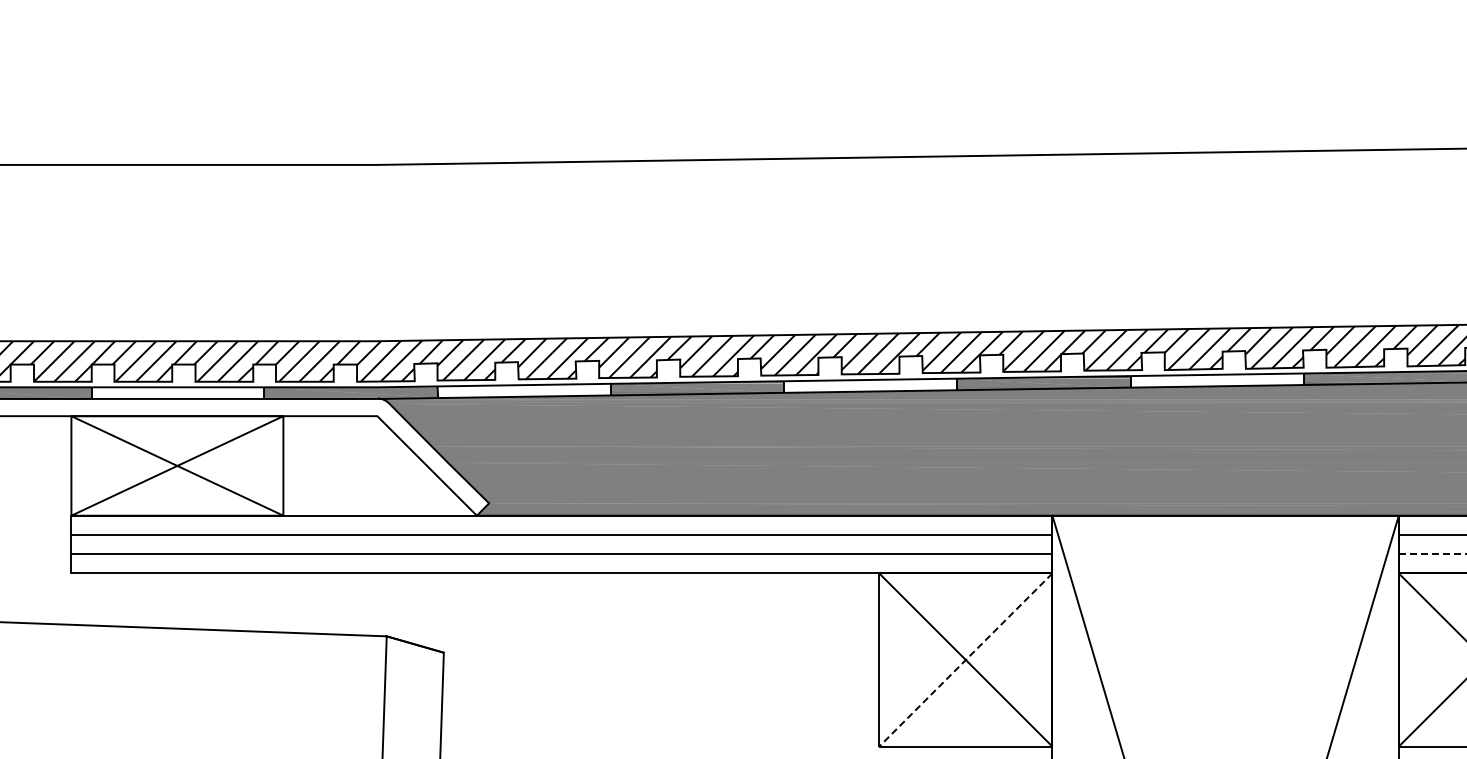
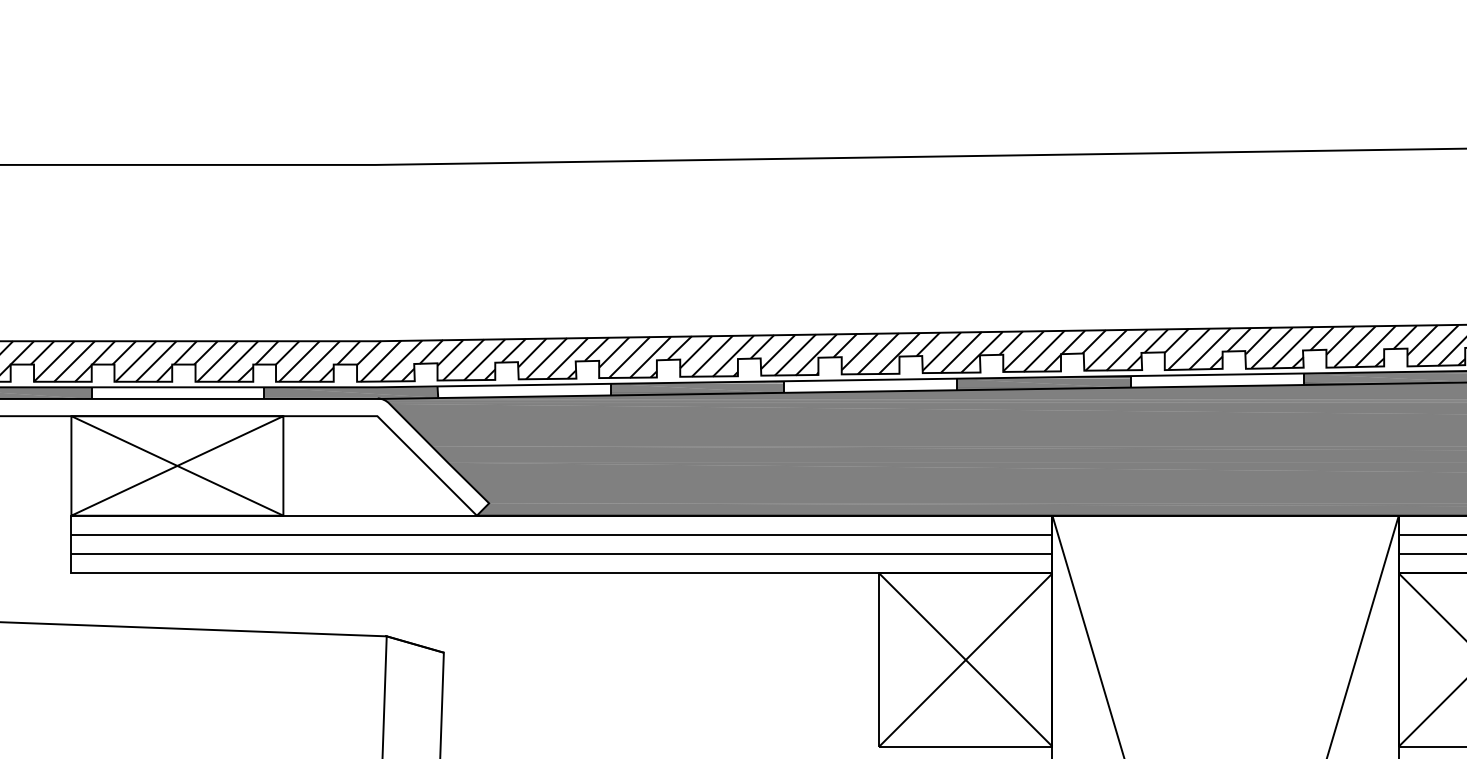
line: dashed -> solid (1432, 554)
line: dashed -> solid (965, 660)
